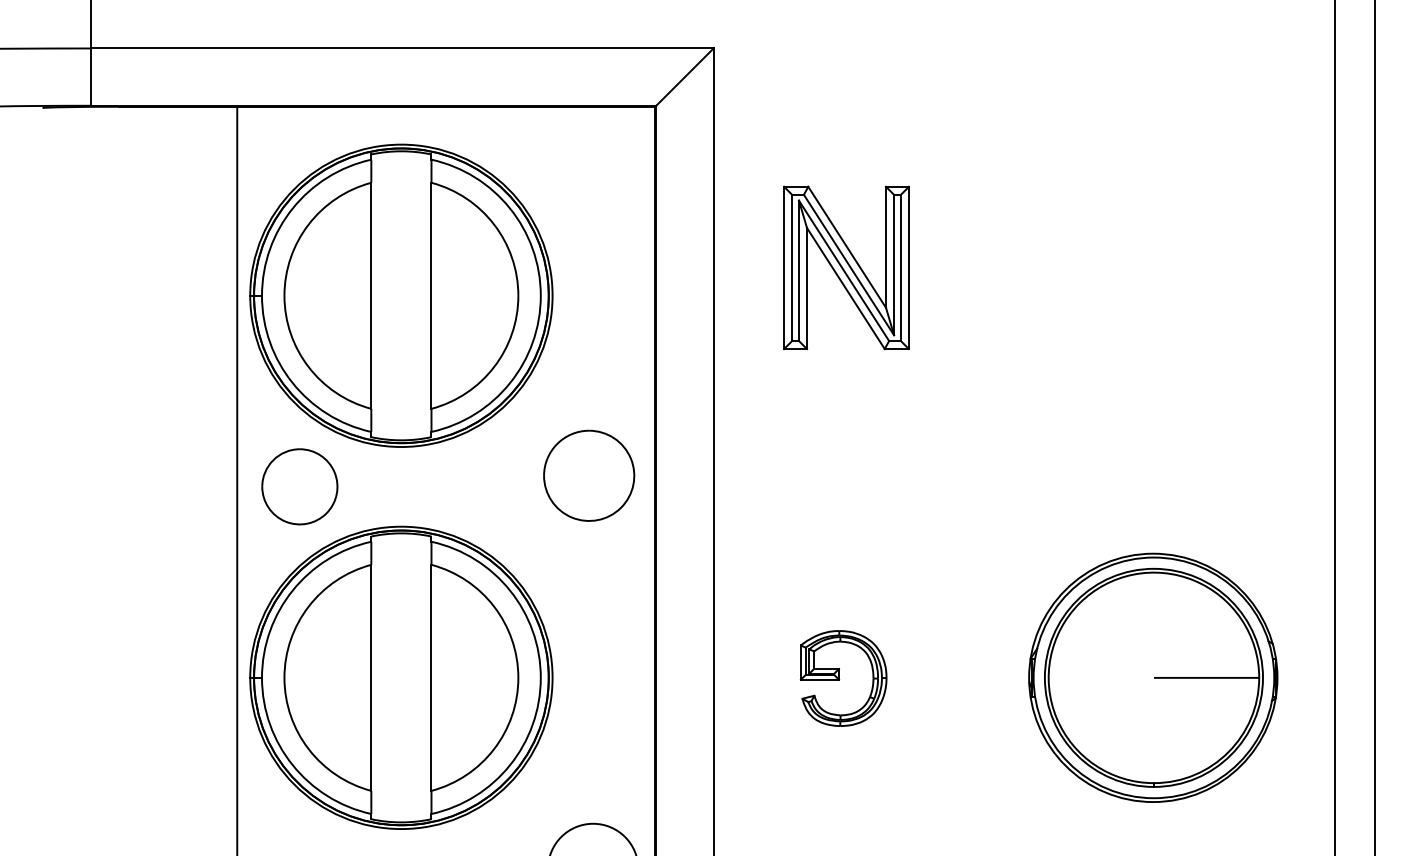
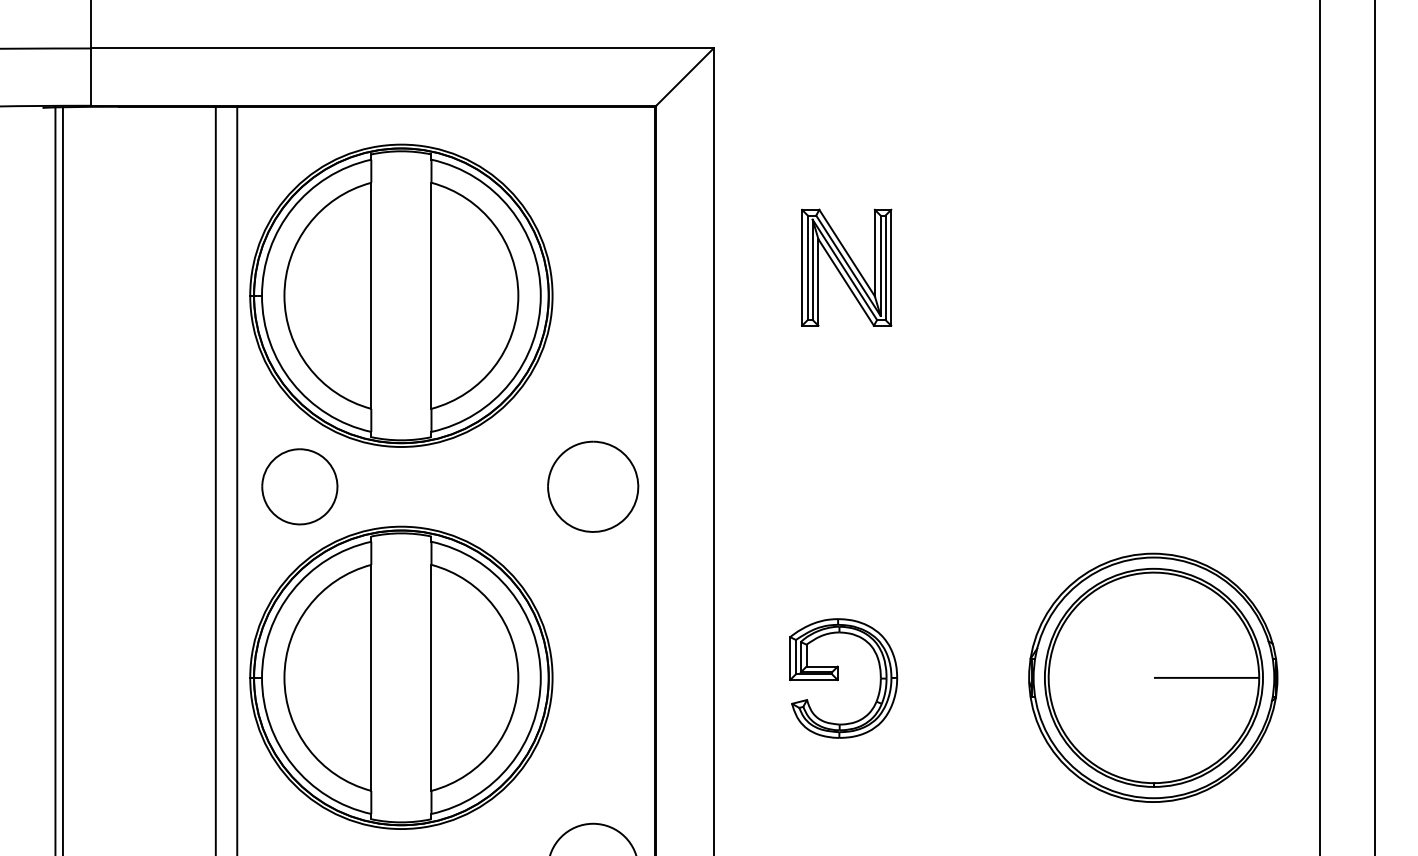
part size: 127x166 px -> 92x119 px (846, 267)
line position: (1335, 427) -> (1320, 427) (1320, 427)
part position: (589, 475) -> (593, 486) (593, 486)
line: none -> present (55, 479)
line: none -> present (62, 479)
line: none -> present (215, 479)
part size: 89x97 px -> 110x121 px (843, 678)
